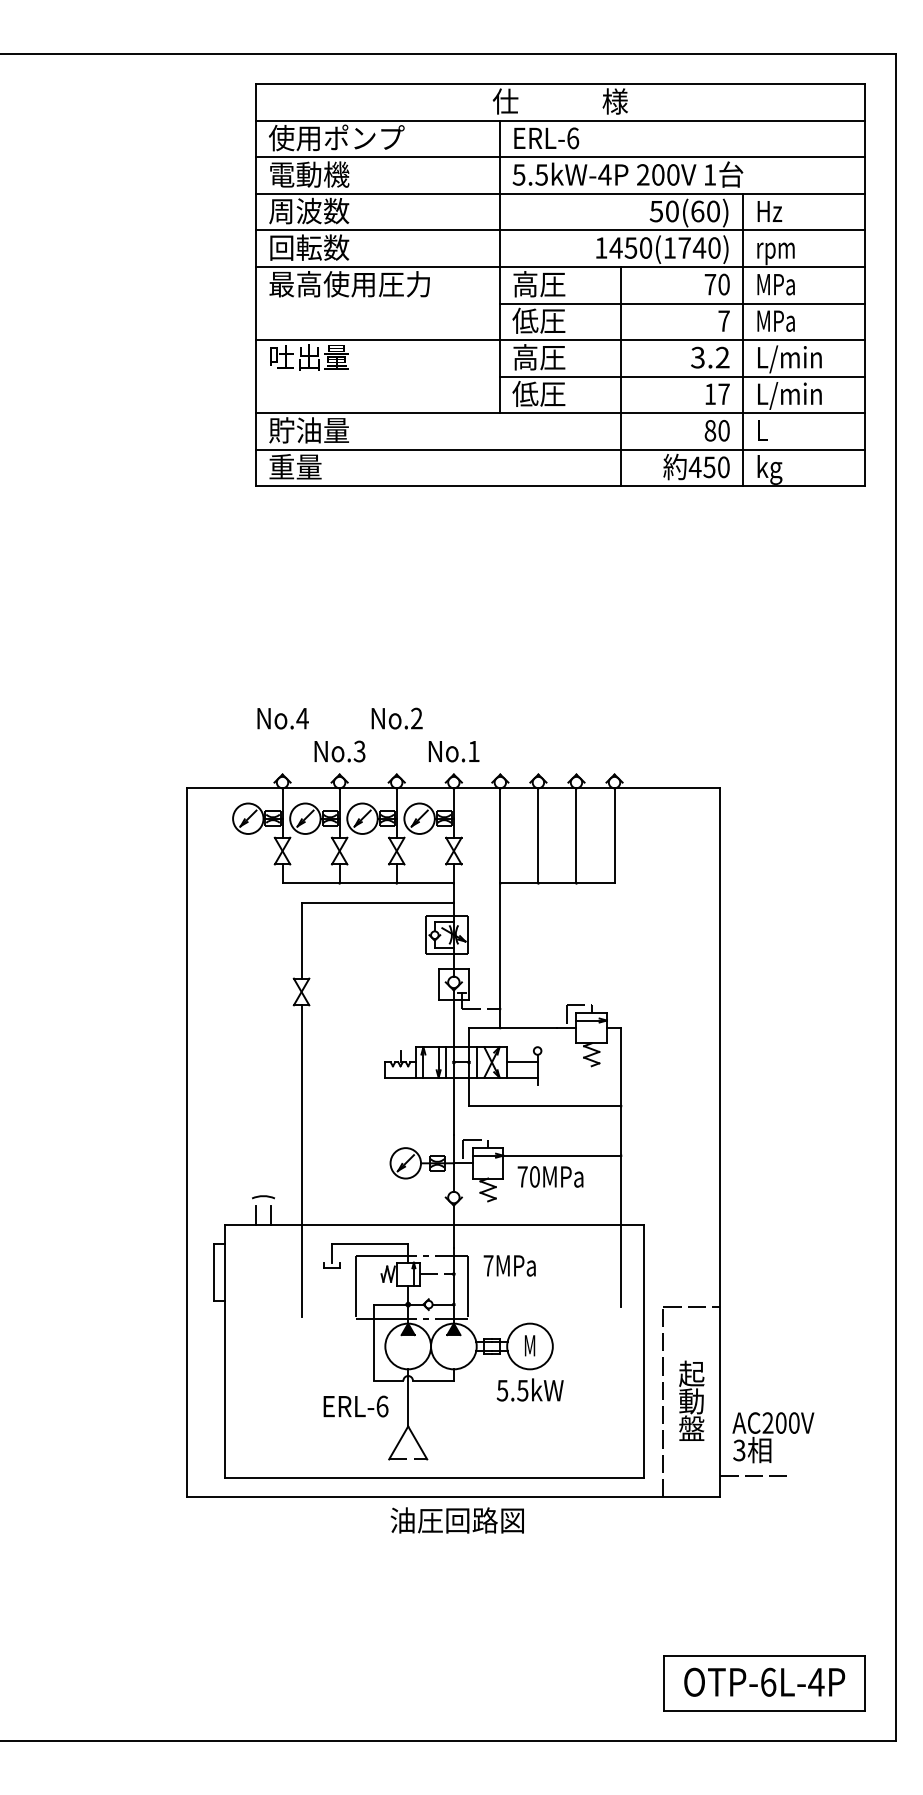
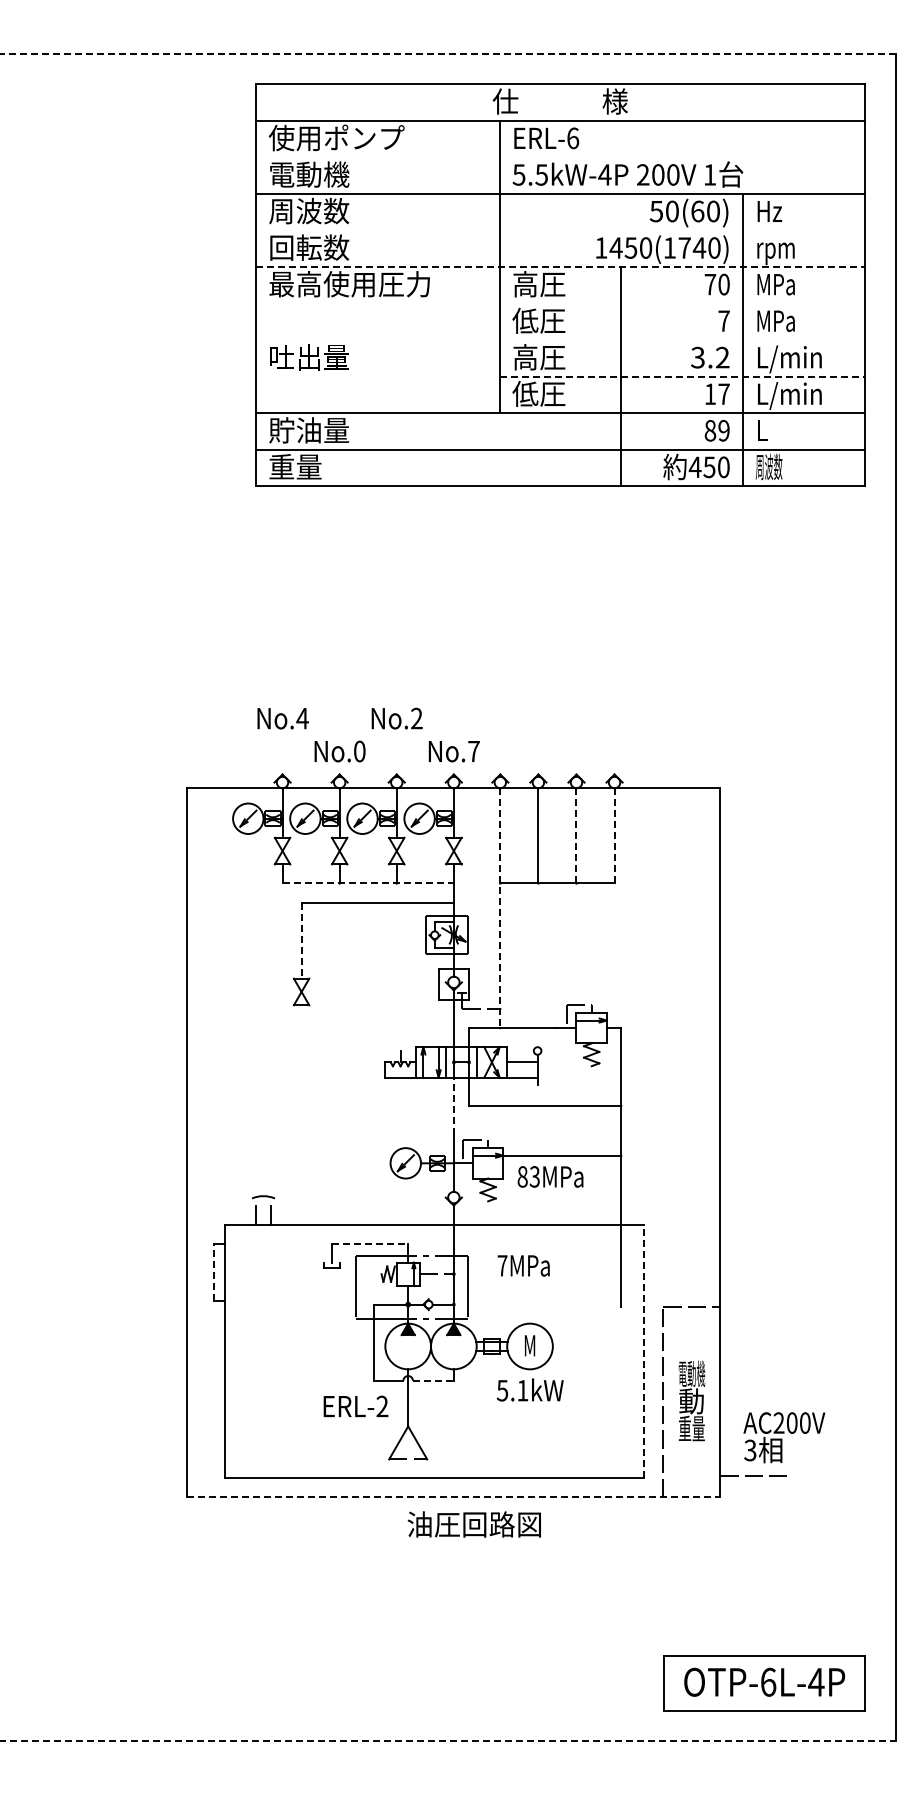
line: solid -> dashed (447, 53)
line: present -> none (560, 157)
line: present -> none (560, 230)
line: solid -> dashed (560, 267)
line: present -> none (682, 303)
line: present -> none (560, 340)
line: solid -> dashed (682, 376)
text: 80 -> 89 (723, 430)
text: kg -> 周波数 (768, 468)
text: No.3 -> No.0 (359, 751)
text: No.1 -> No.7 (473, 751)
line: solid -> dashed (576, 835)
line: solid -> dashed (614, 835)
line: solid -> dashed (368, 883)
line: solid -> dashed (500, 908)
line: solid -> dashed (301, 941)
line: solid -> dashed (453, 1106)
line: present -> none (301, 1160)
text: 70MPa -> 83MPa (528, 1176)
line: solid -> dashed (370, 1243)
text position: (509, 1265) -> (523, 1265) (523, 1265)
line: solid -> dashed (214, 1272)
line: solid -> dashed (644, 1351)
text: 起 -> 電動機 (691, 1373)
line: solid -> dashed (433, 1380)
text: 5.5kW -> 5.1kW (522, 1390)
text: ERL-6 -> ERL-2 (382, 1406)
text: 盤 -> 重量 (691, 1428)
text position: (773, 1437) -> (784, 1437) (784, 1437)
line: solid -> dashed (454, 1497)
text position: (456, 1520) -> (473, 1524) (473, 1524)
line: solid -> dashed (448, 1741)
